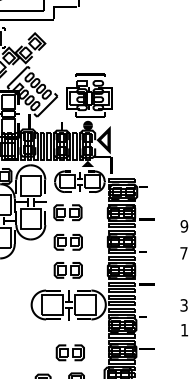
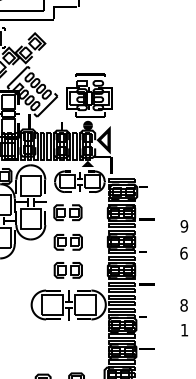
text: 7 -> 6 (183, 253)
text: 3 -> 8 (183, 305)
part: present -> none (69, 352)
